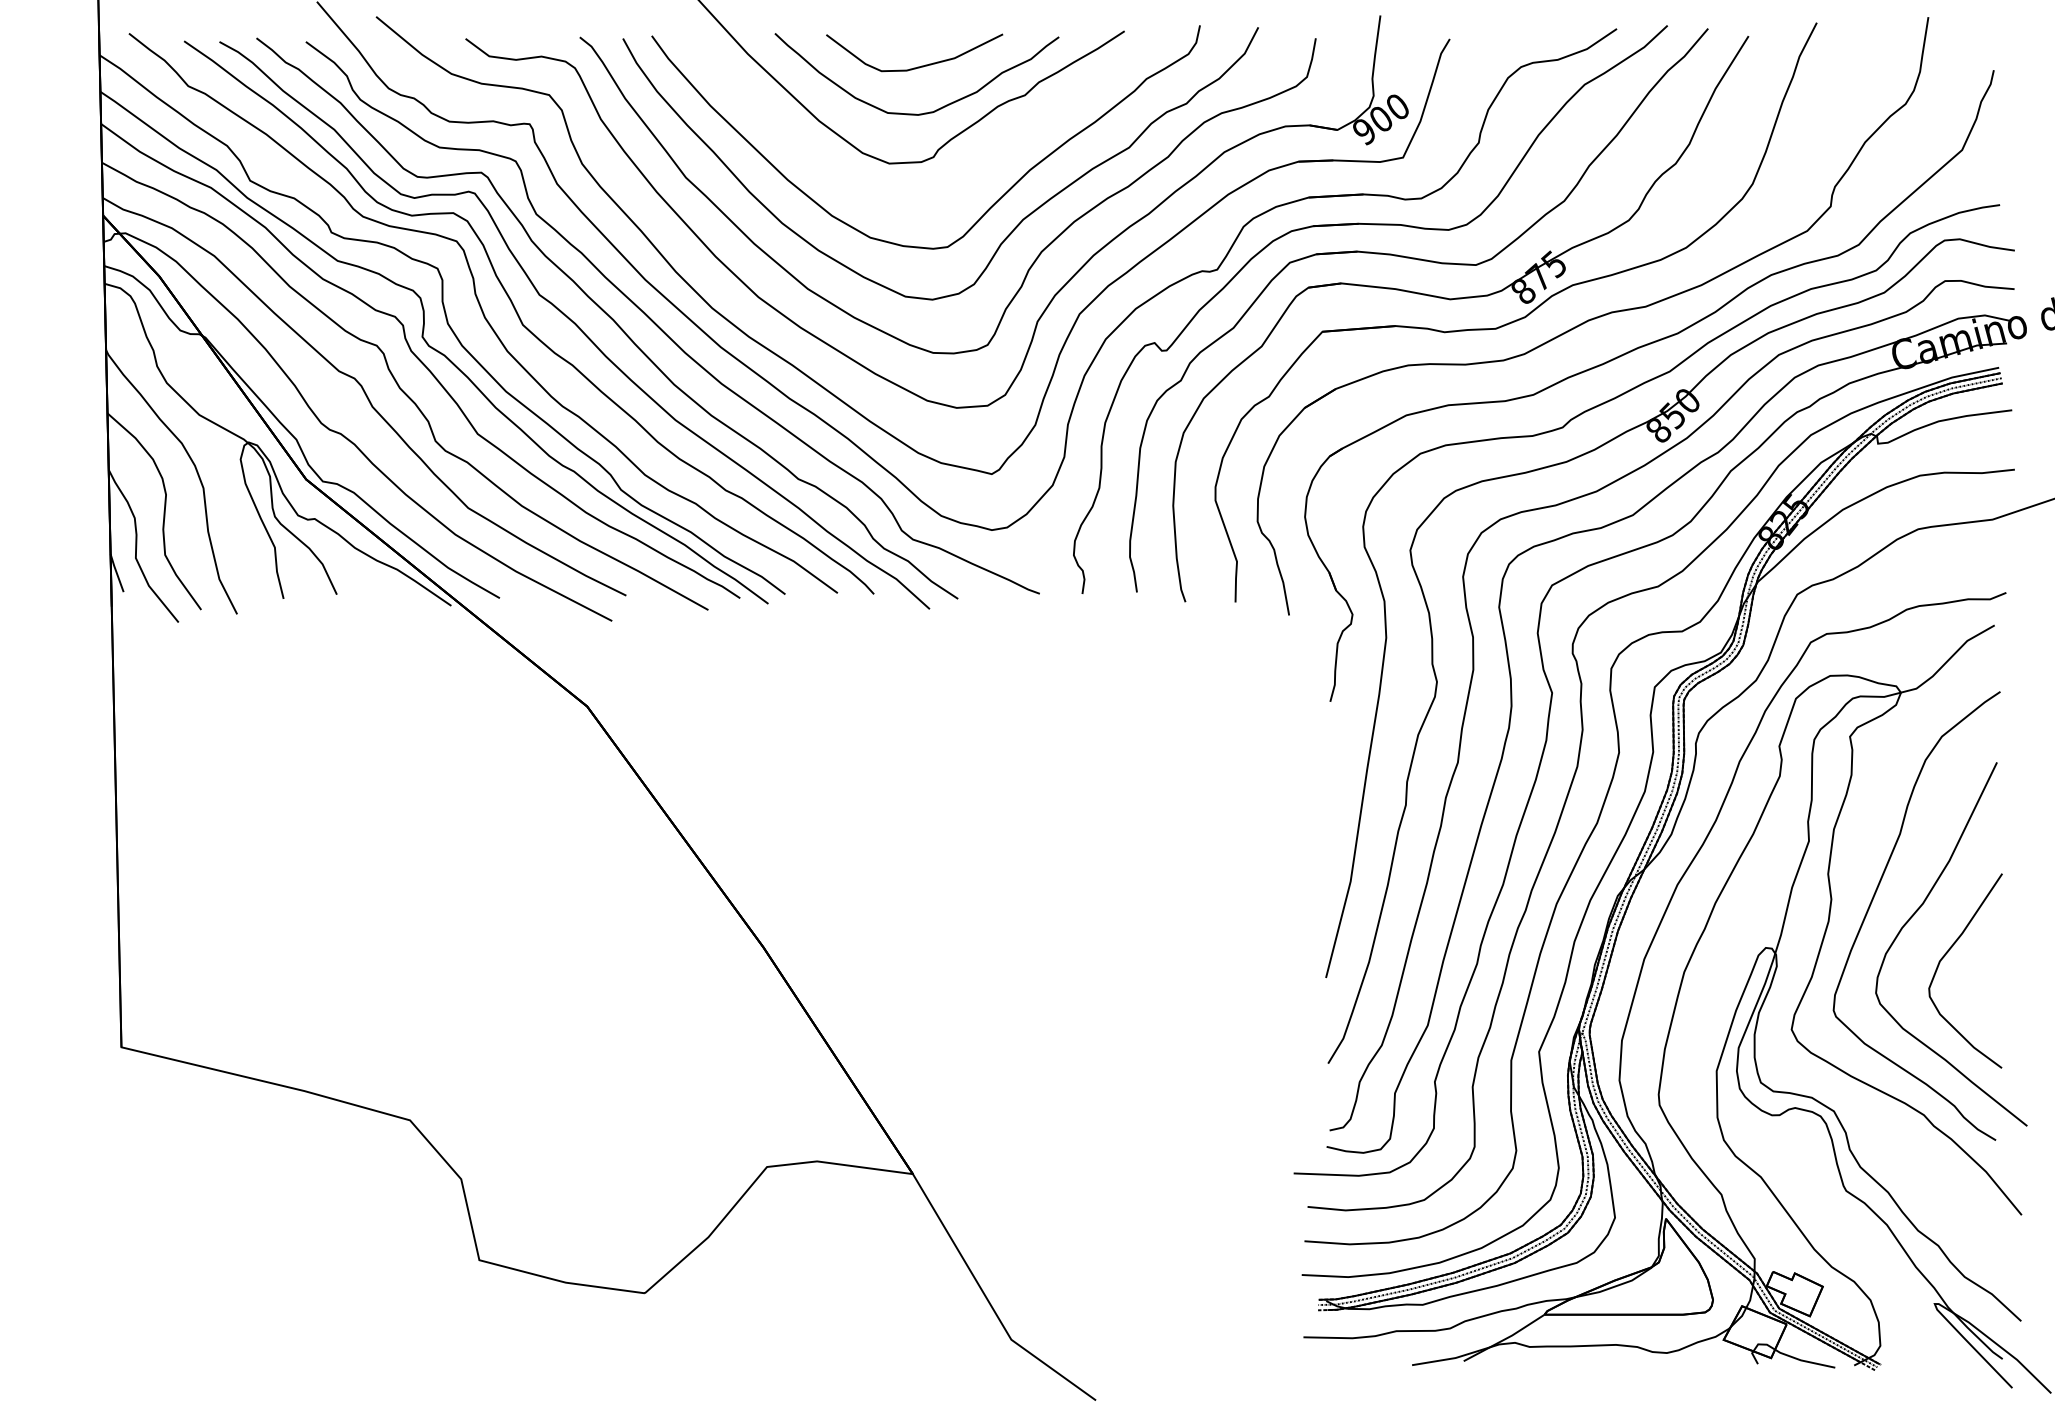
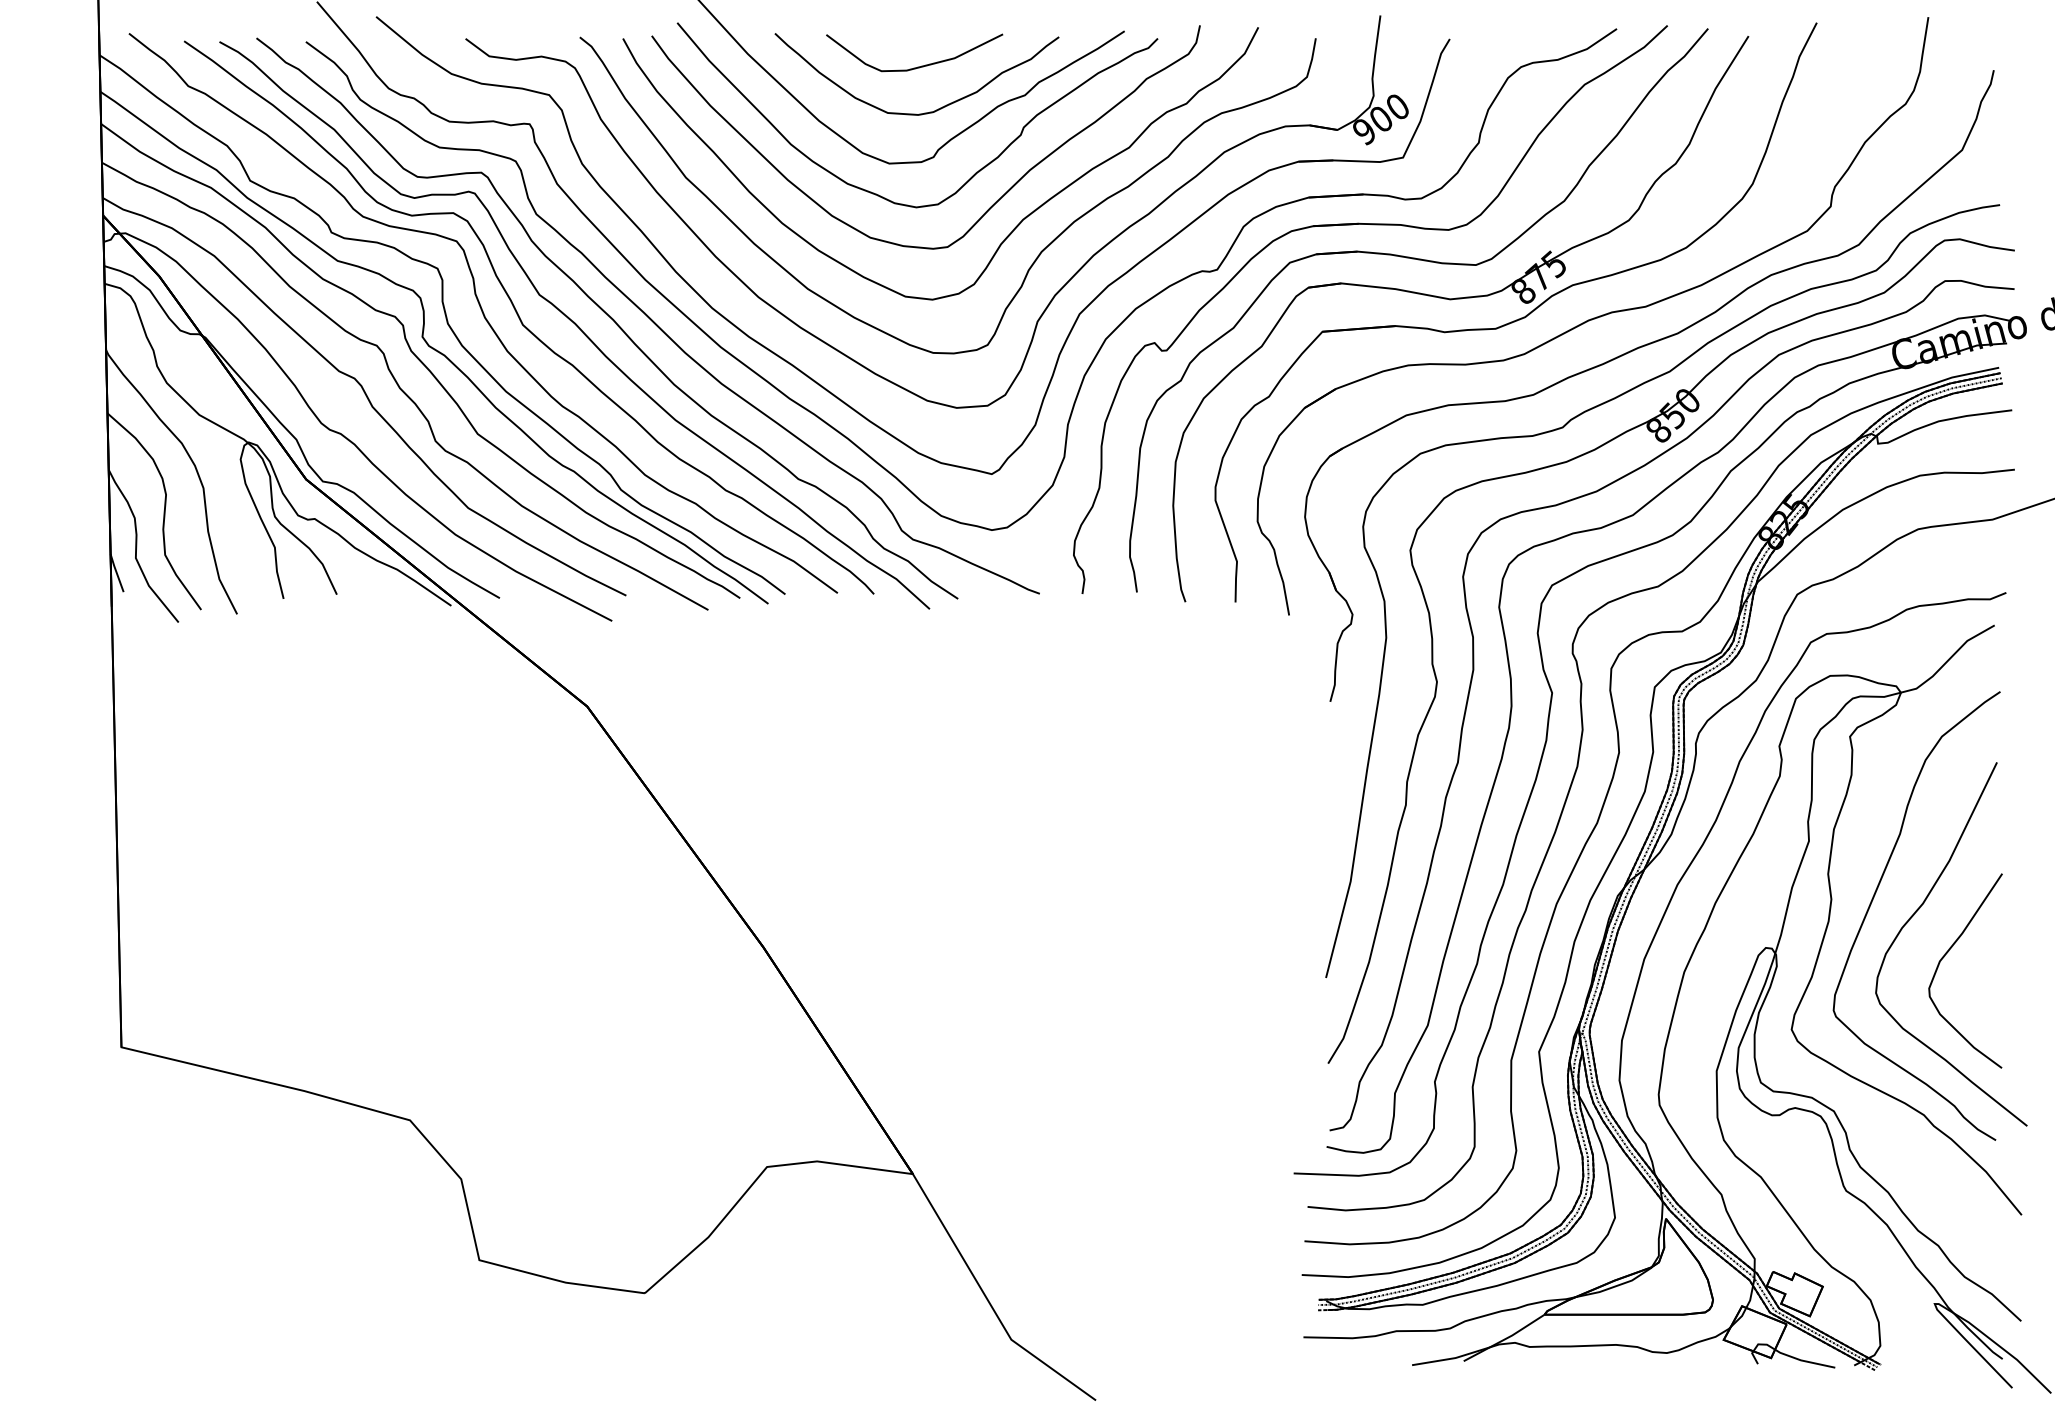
part: none -> present (975, 172)
